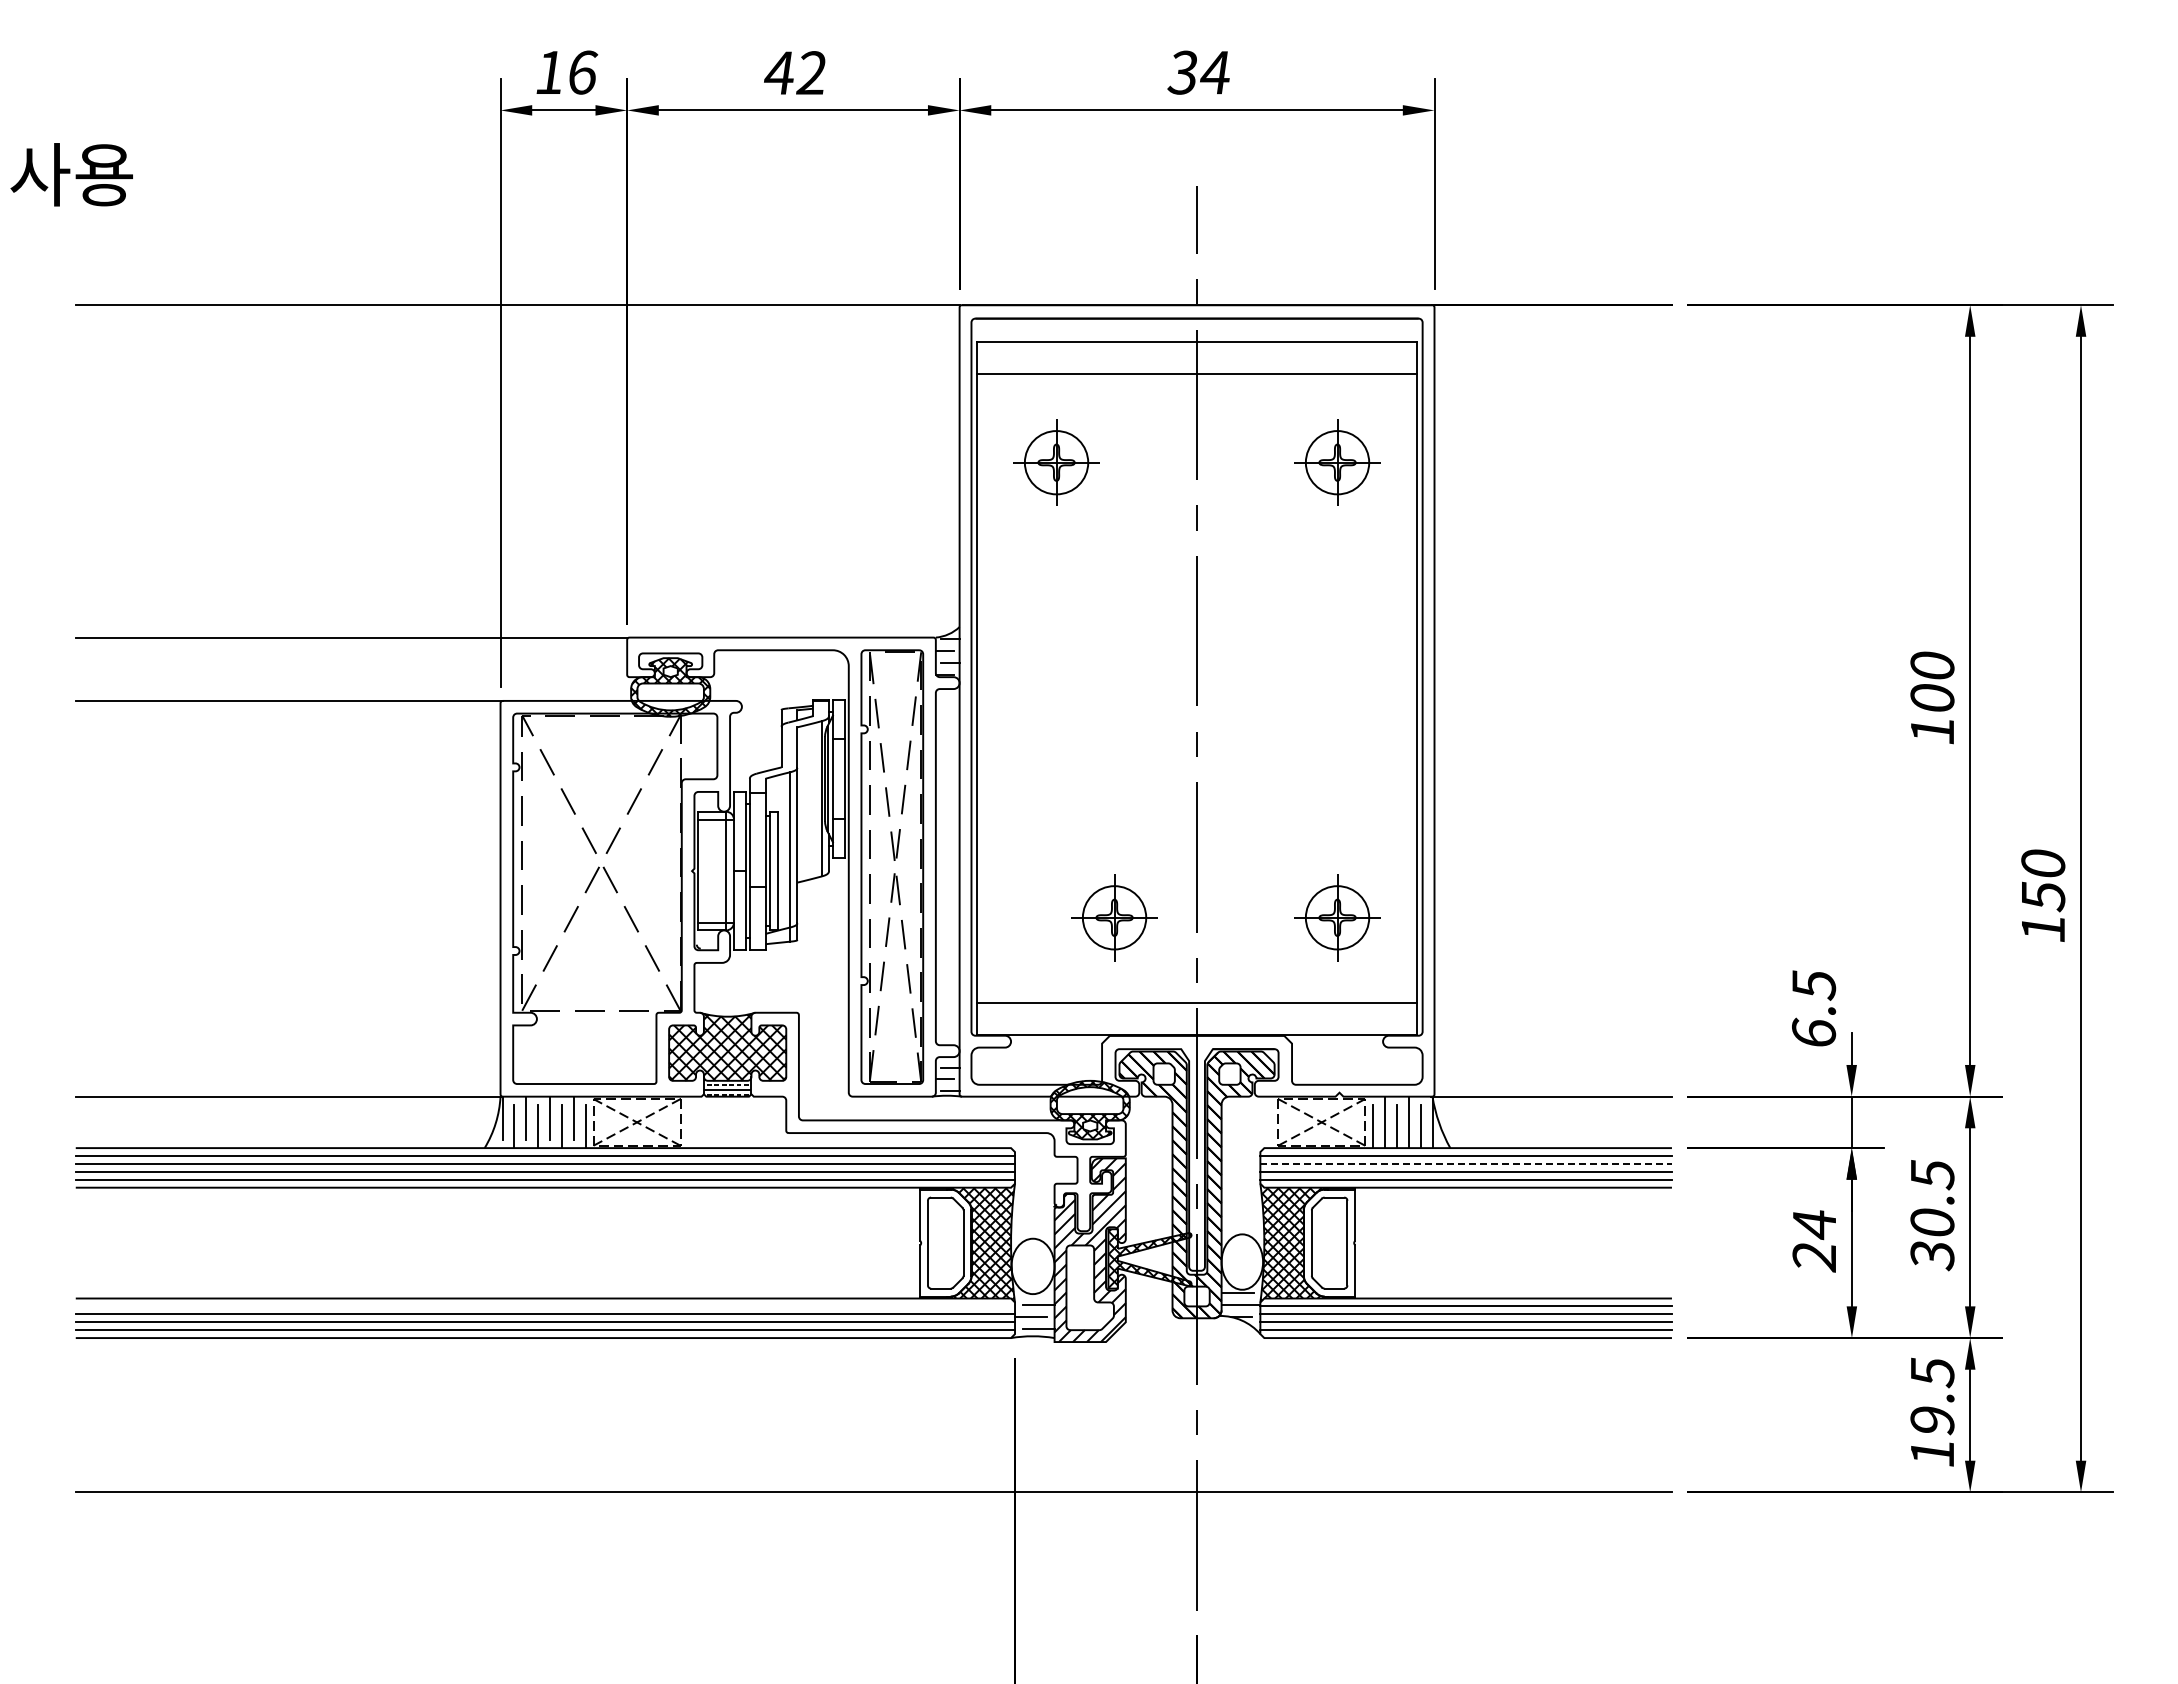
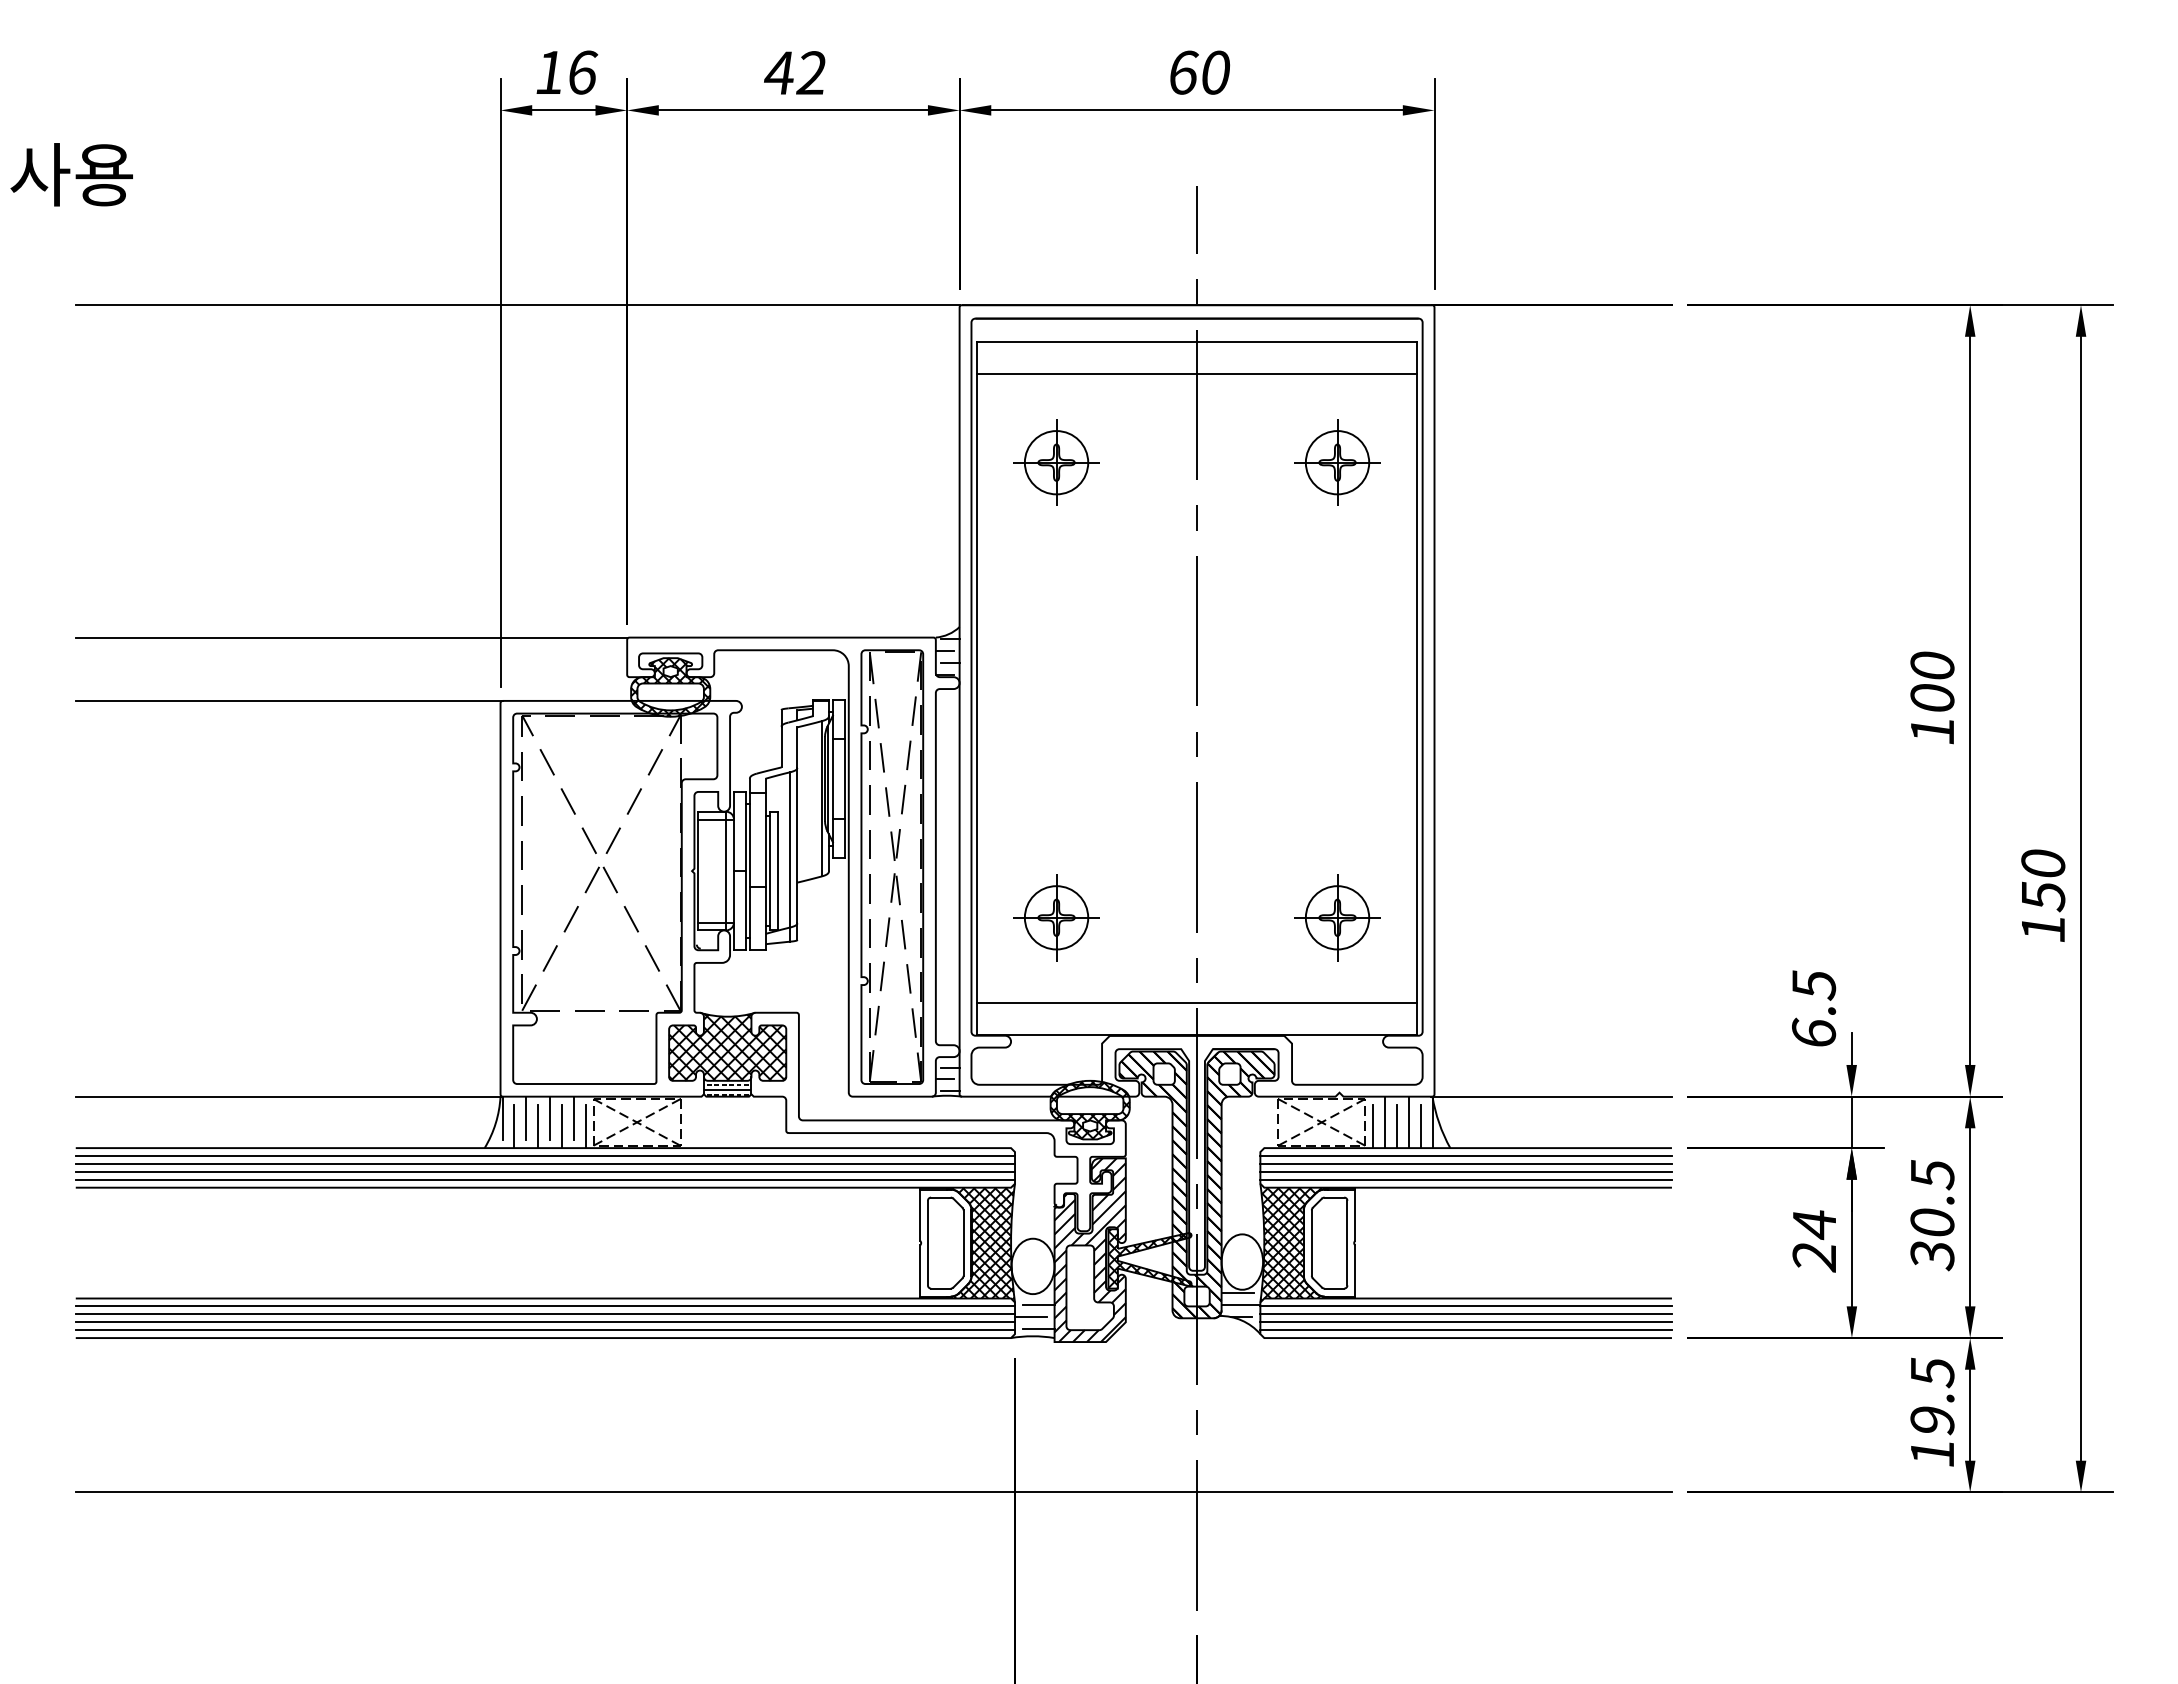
text: 34 -> 60 (1198, 72)
part position: (1114, 917) -> (1056, 917) (1056, 917)
line: dashed -> solid (1466, 1163)
line: none -> present (545, 1306)
